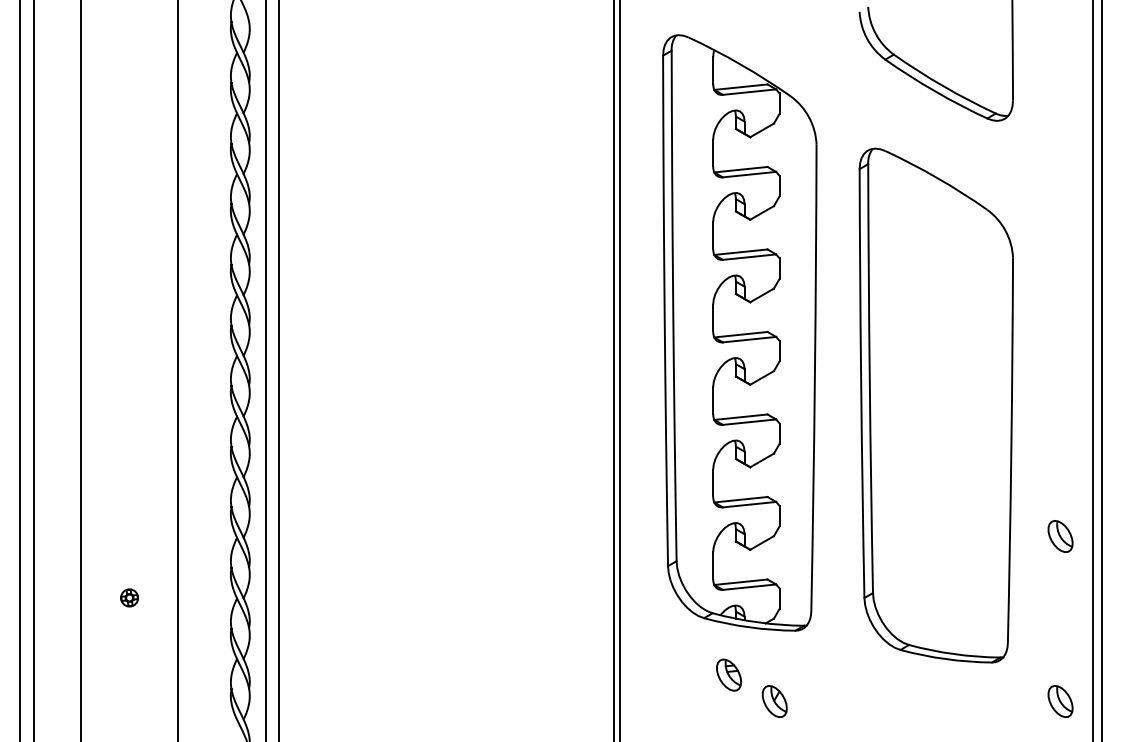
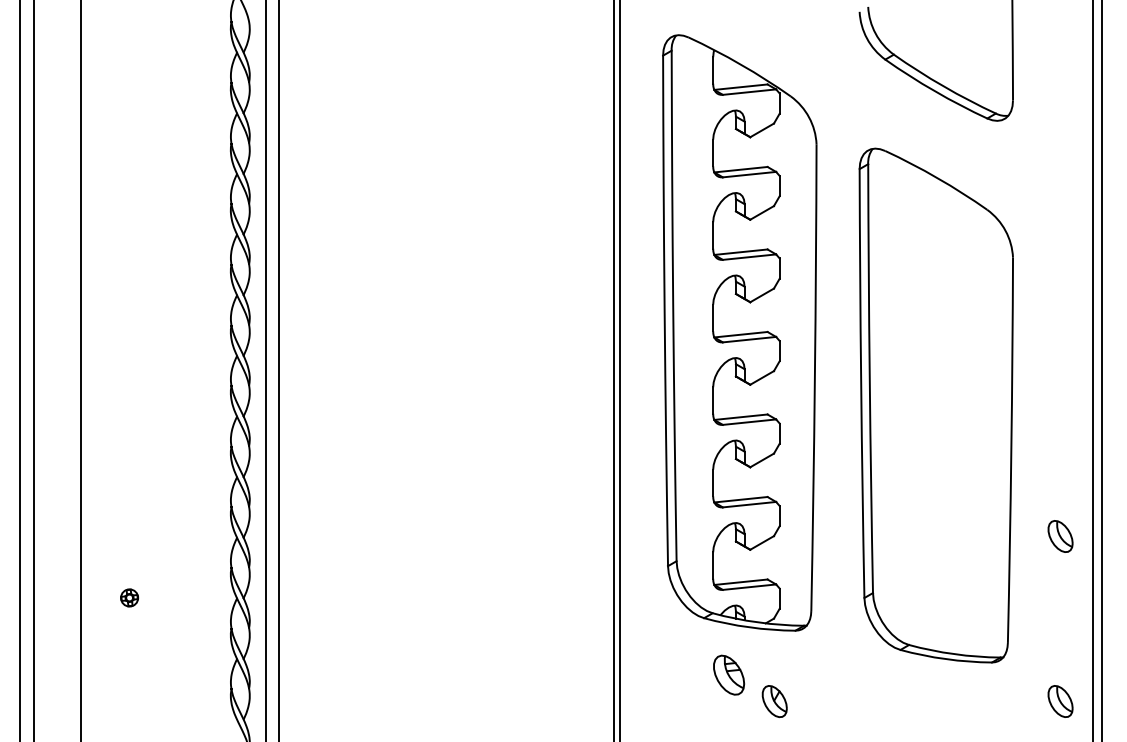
line: present -> none (178, 370)
part size: 26x34 px -> 33x42 px (729, 674)
